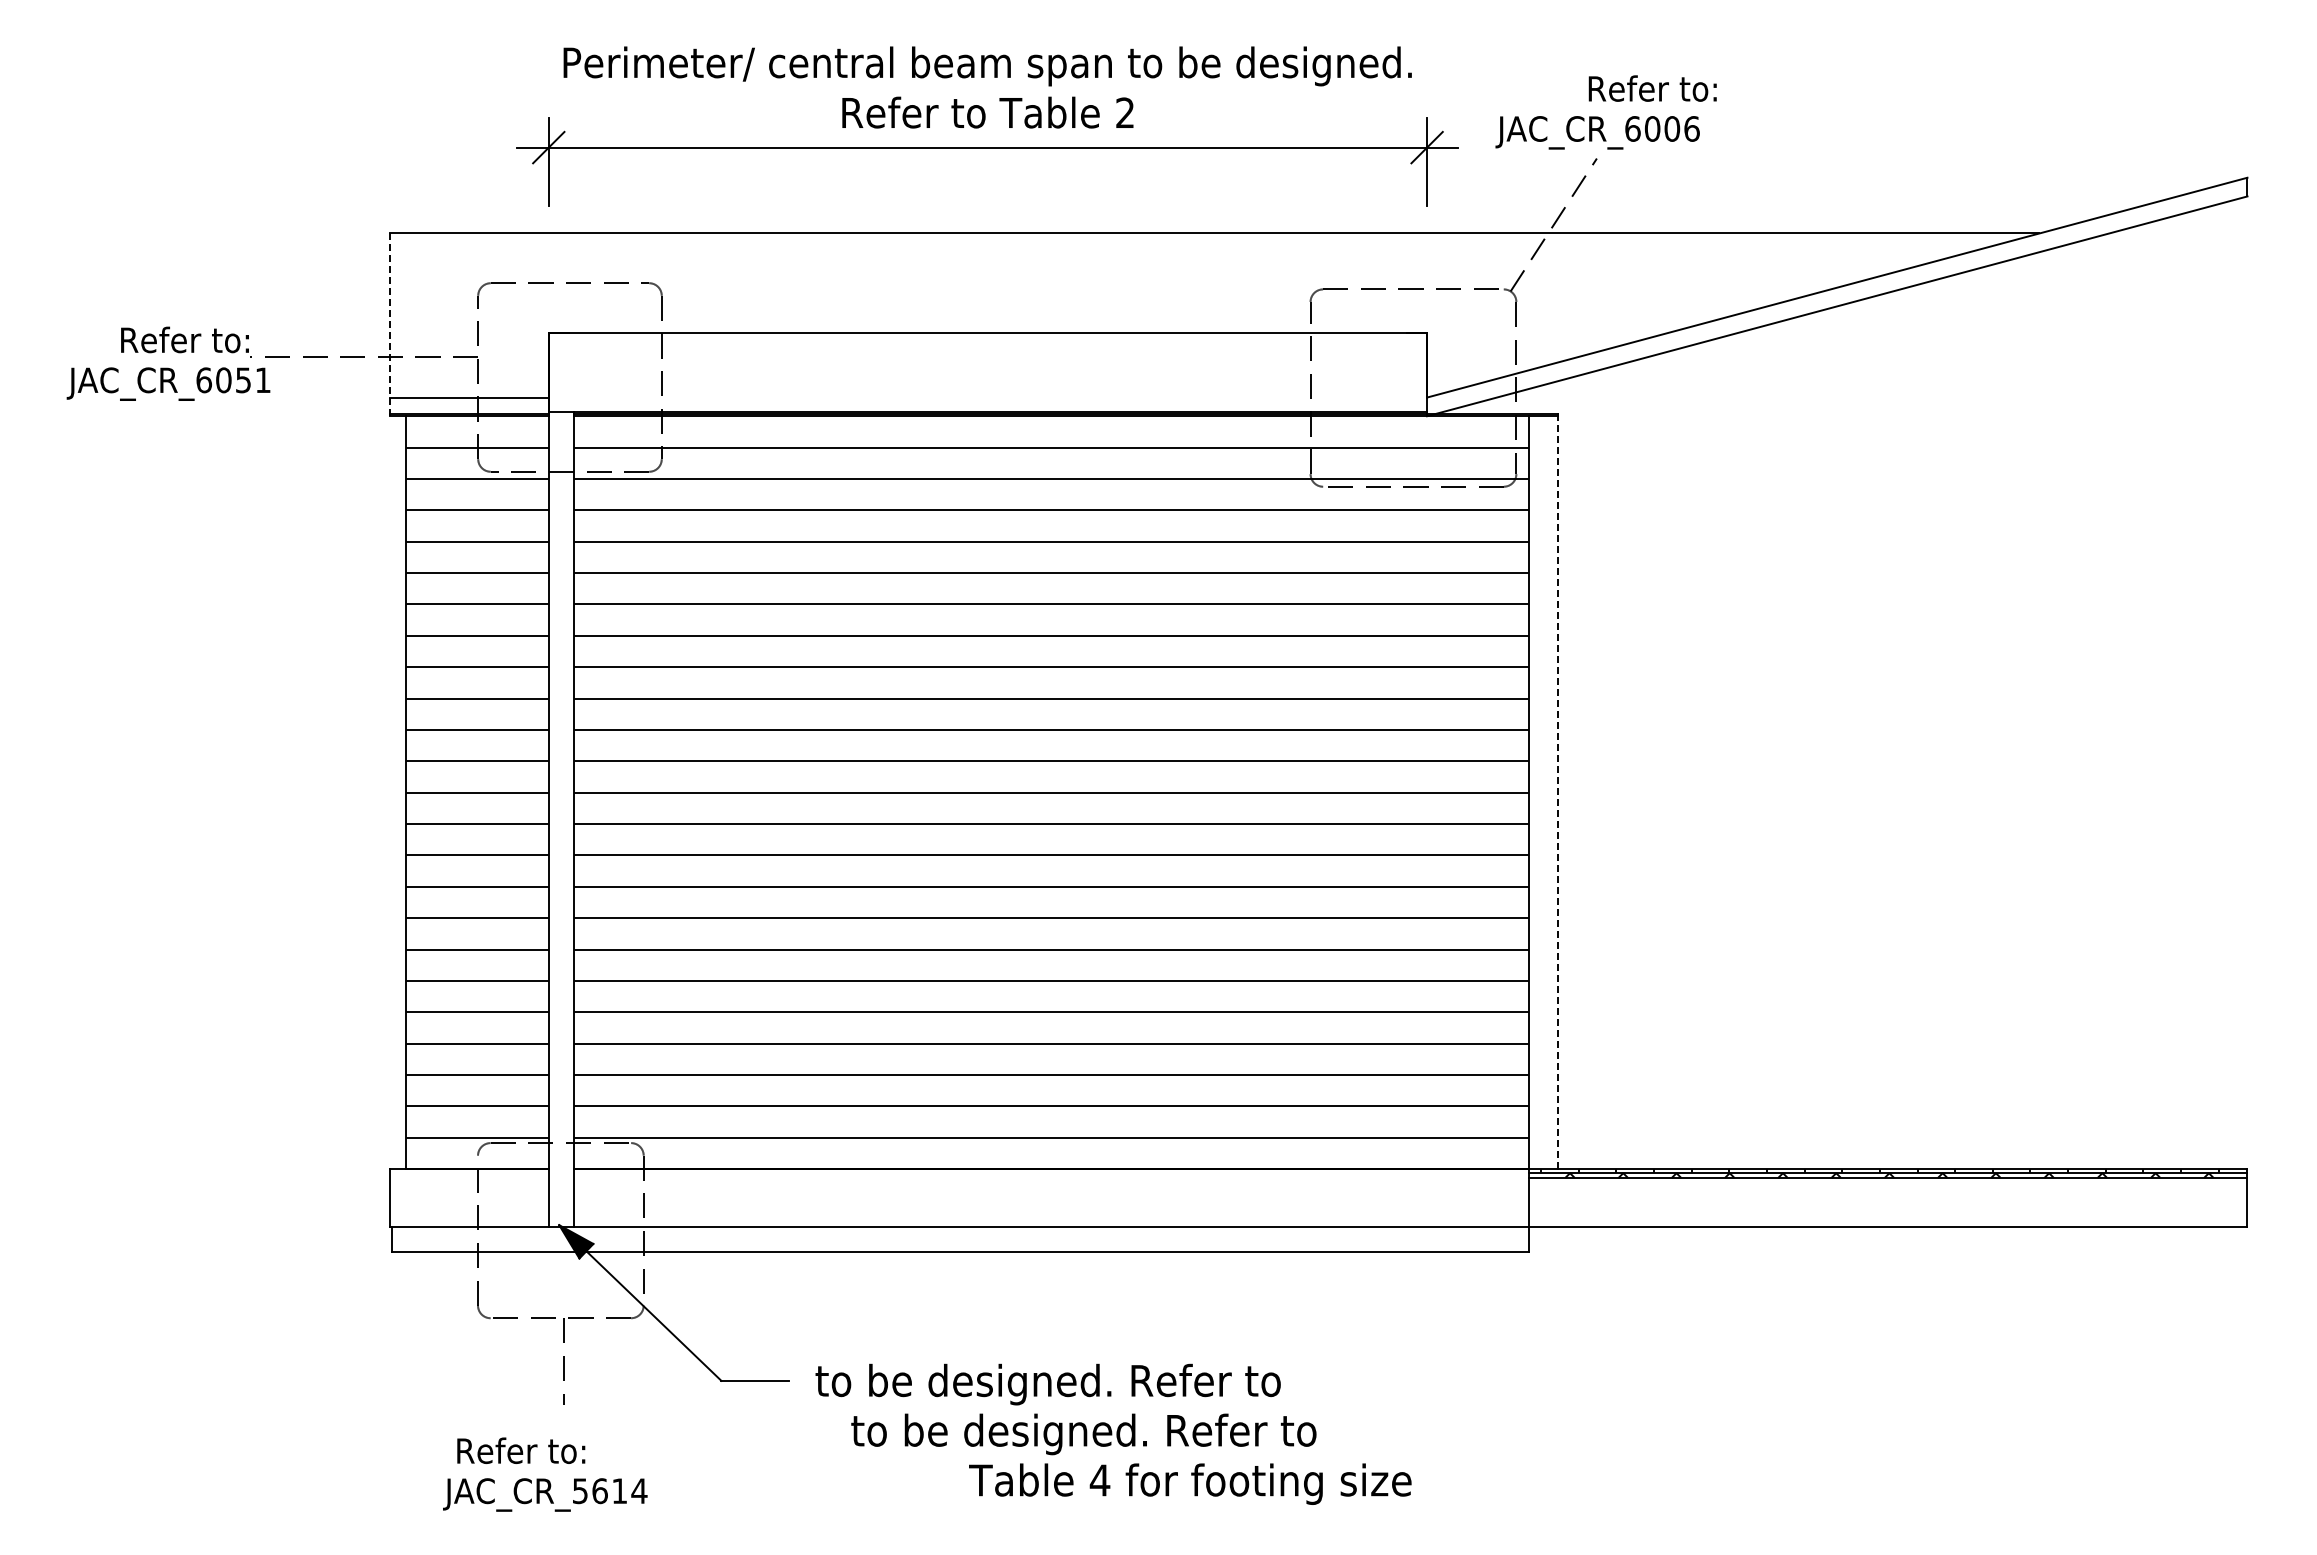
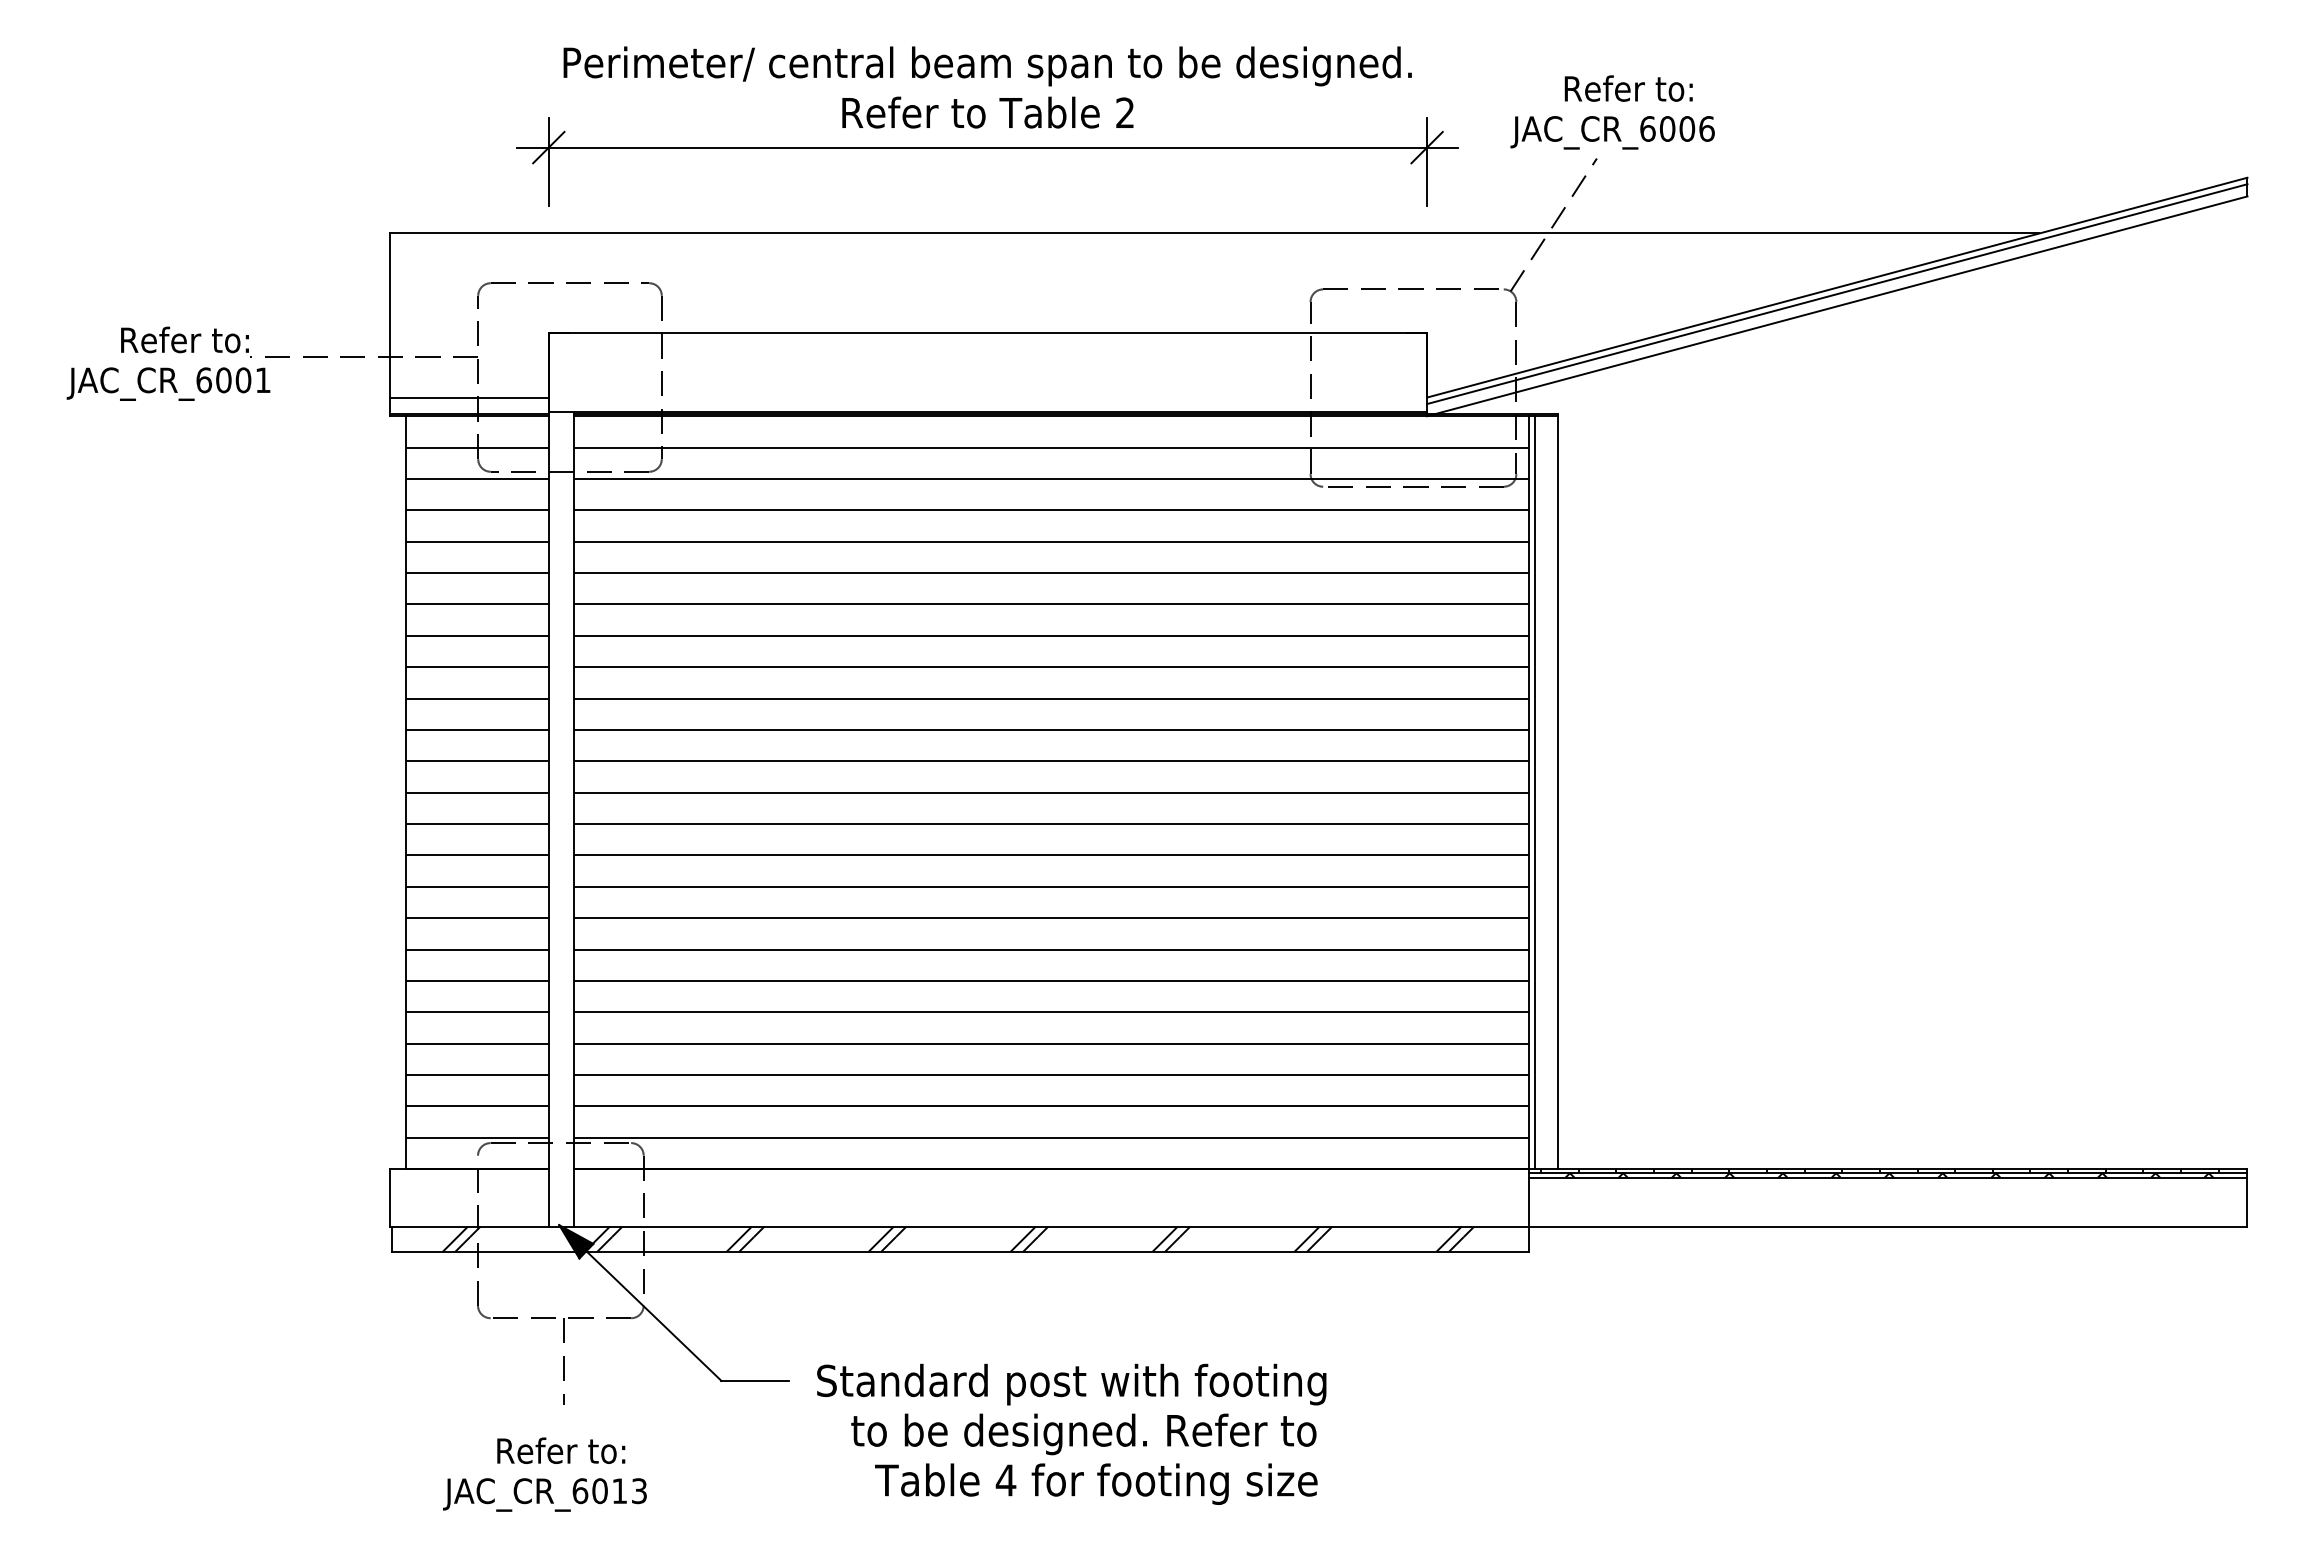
text position: (1652, 88) -> (1628, 88) (1628, 88)
text position: (1597, 132) -> (1612, 132) (1612, 132)
line: none -> present (1837, 294)
line: dashed -> solid (390, 324)
text: JAC_CR_6051 -> JAC_CR_6001 (243, 380)
line: none -> present (1535, 792)
line: dashed -> solid (1557, 792)
hatch: none -> present (958, 1238)
text: to be designed. Refer to -> Standard post with footing (1070, 1384)
text position: (521, 1450) -> (561, 1450) (561, 1450)
text position: (1190, 1483) -> (1096, 1483) (1096, 1483)
text: JAC_CR_5614 -> JAC_CR_6013 (609, 1491)
